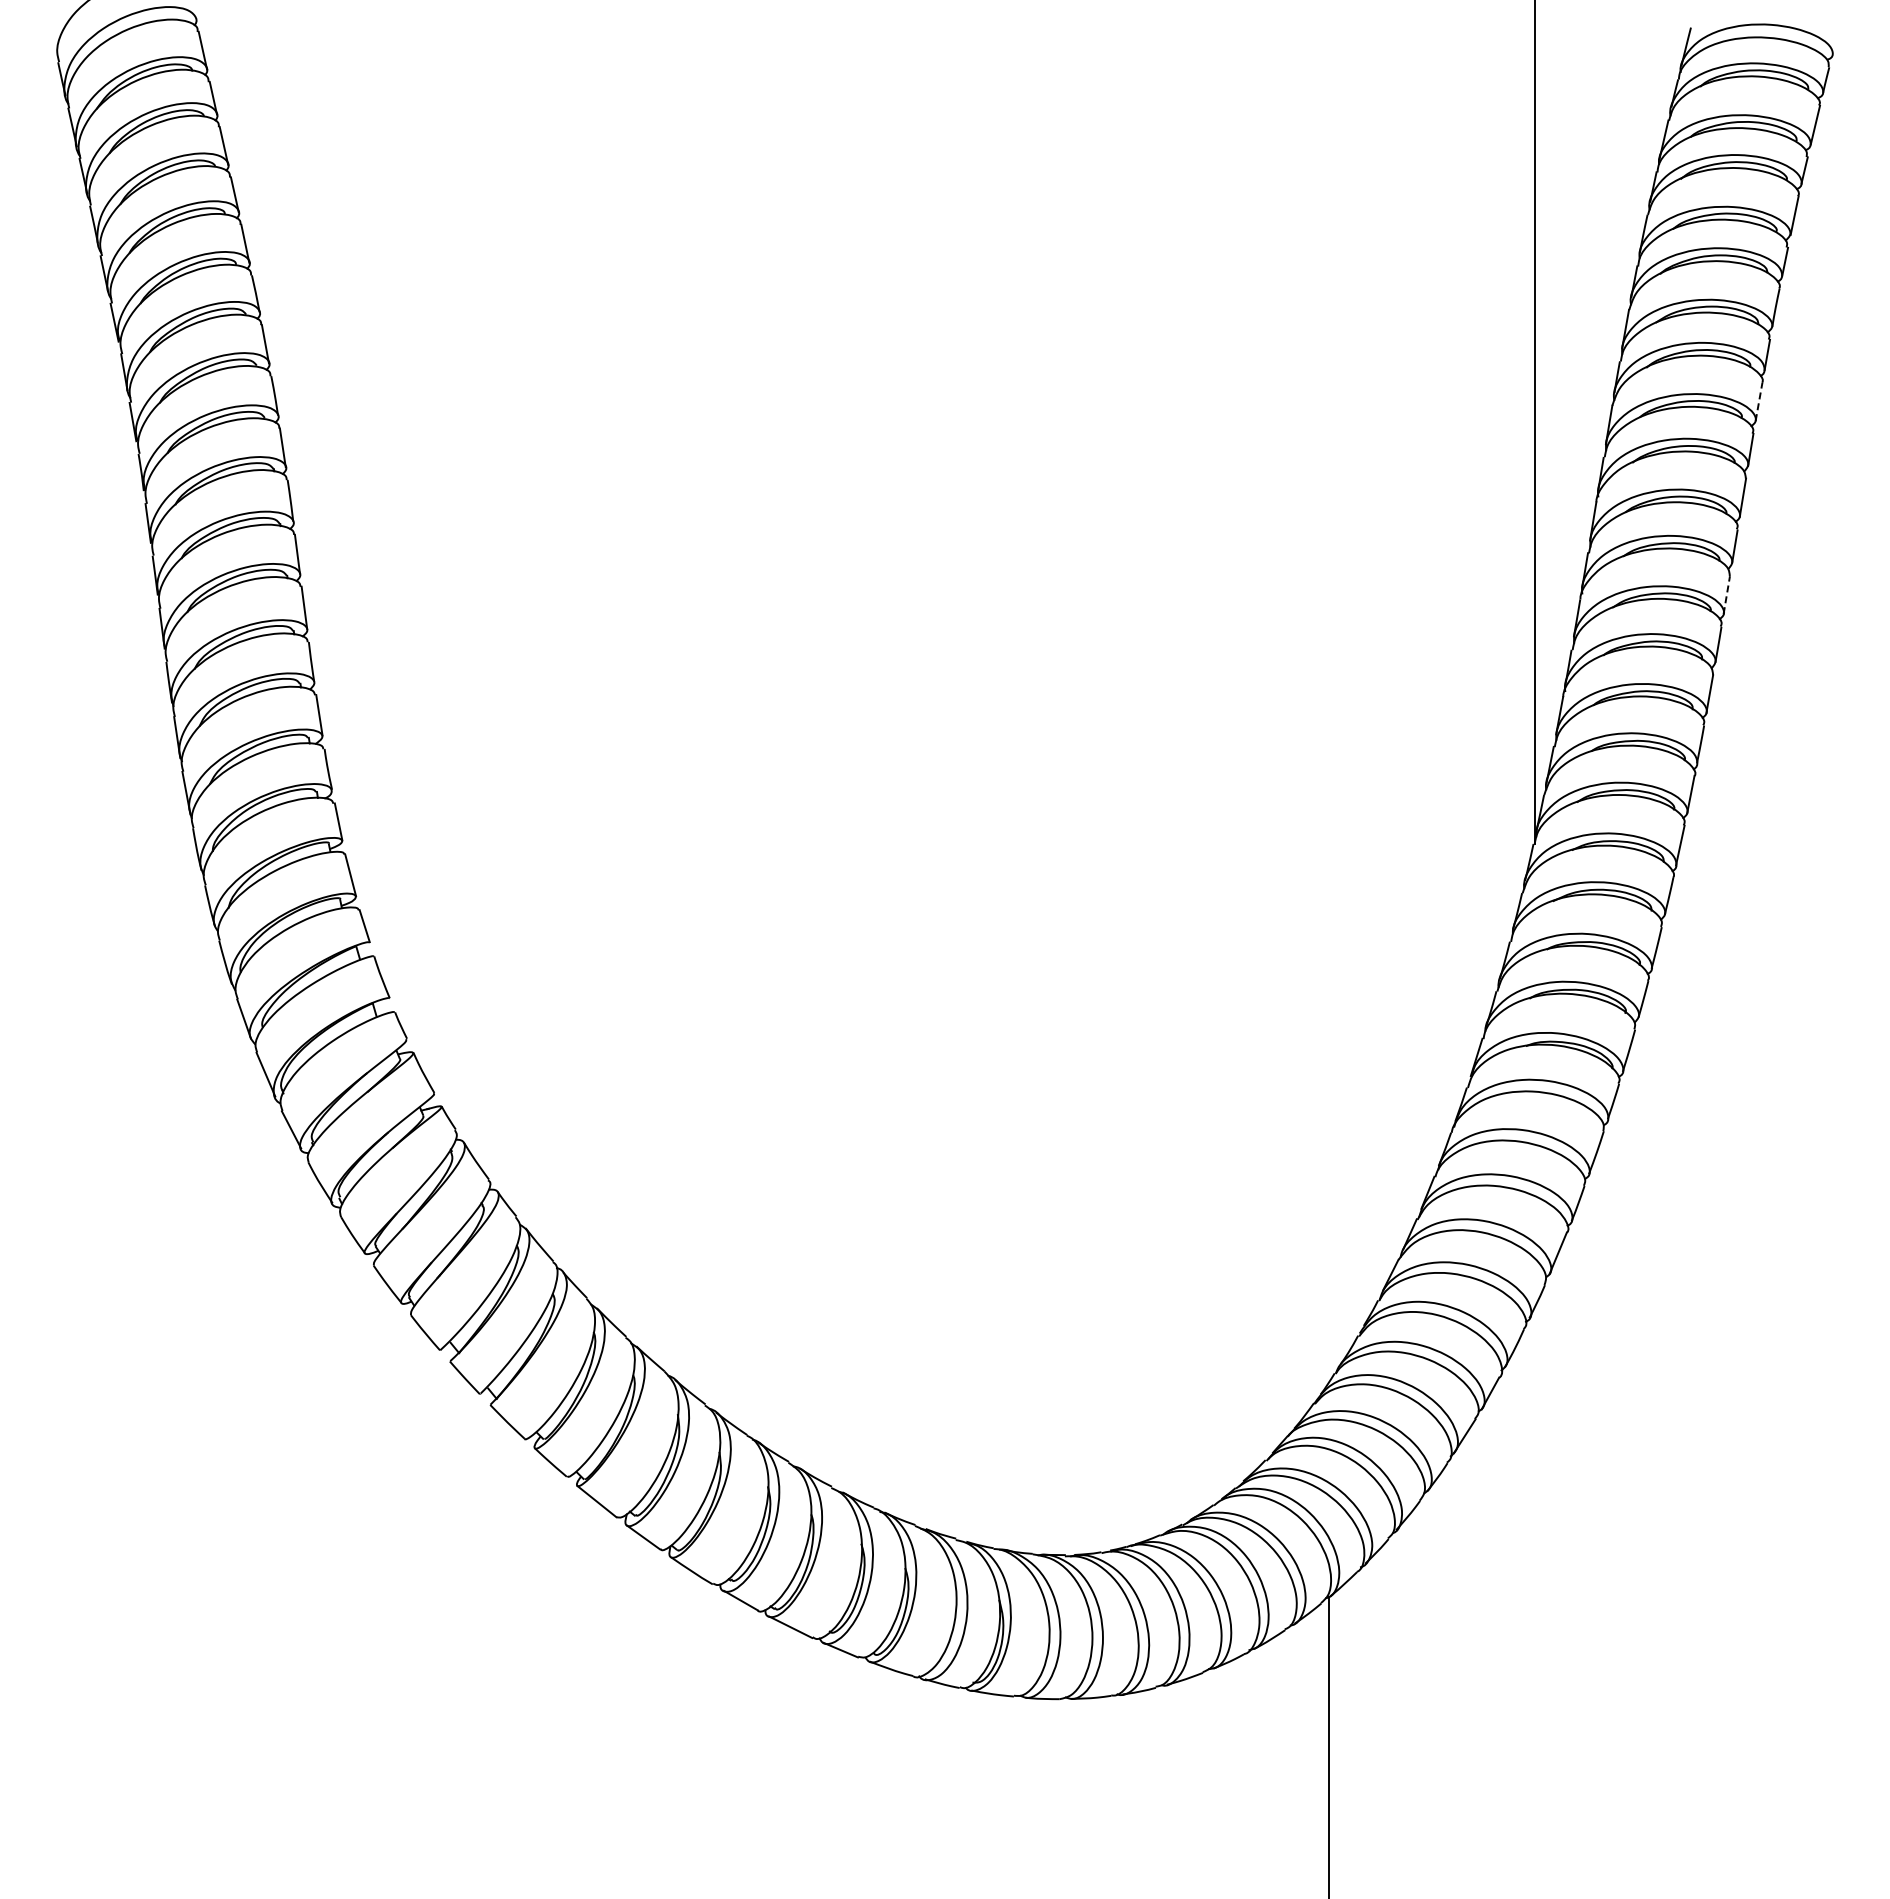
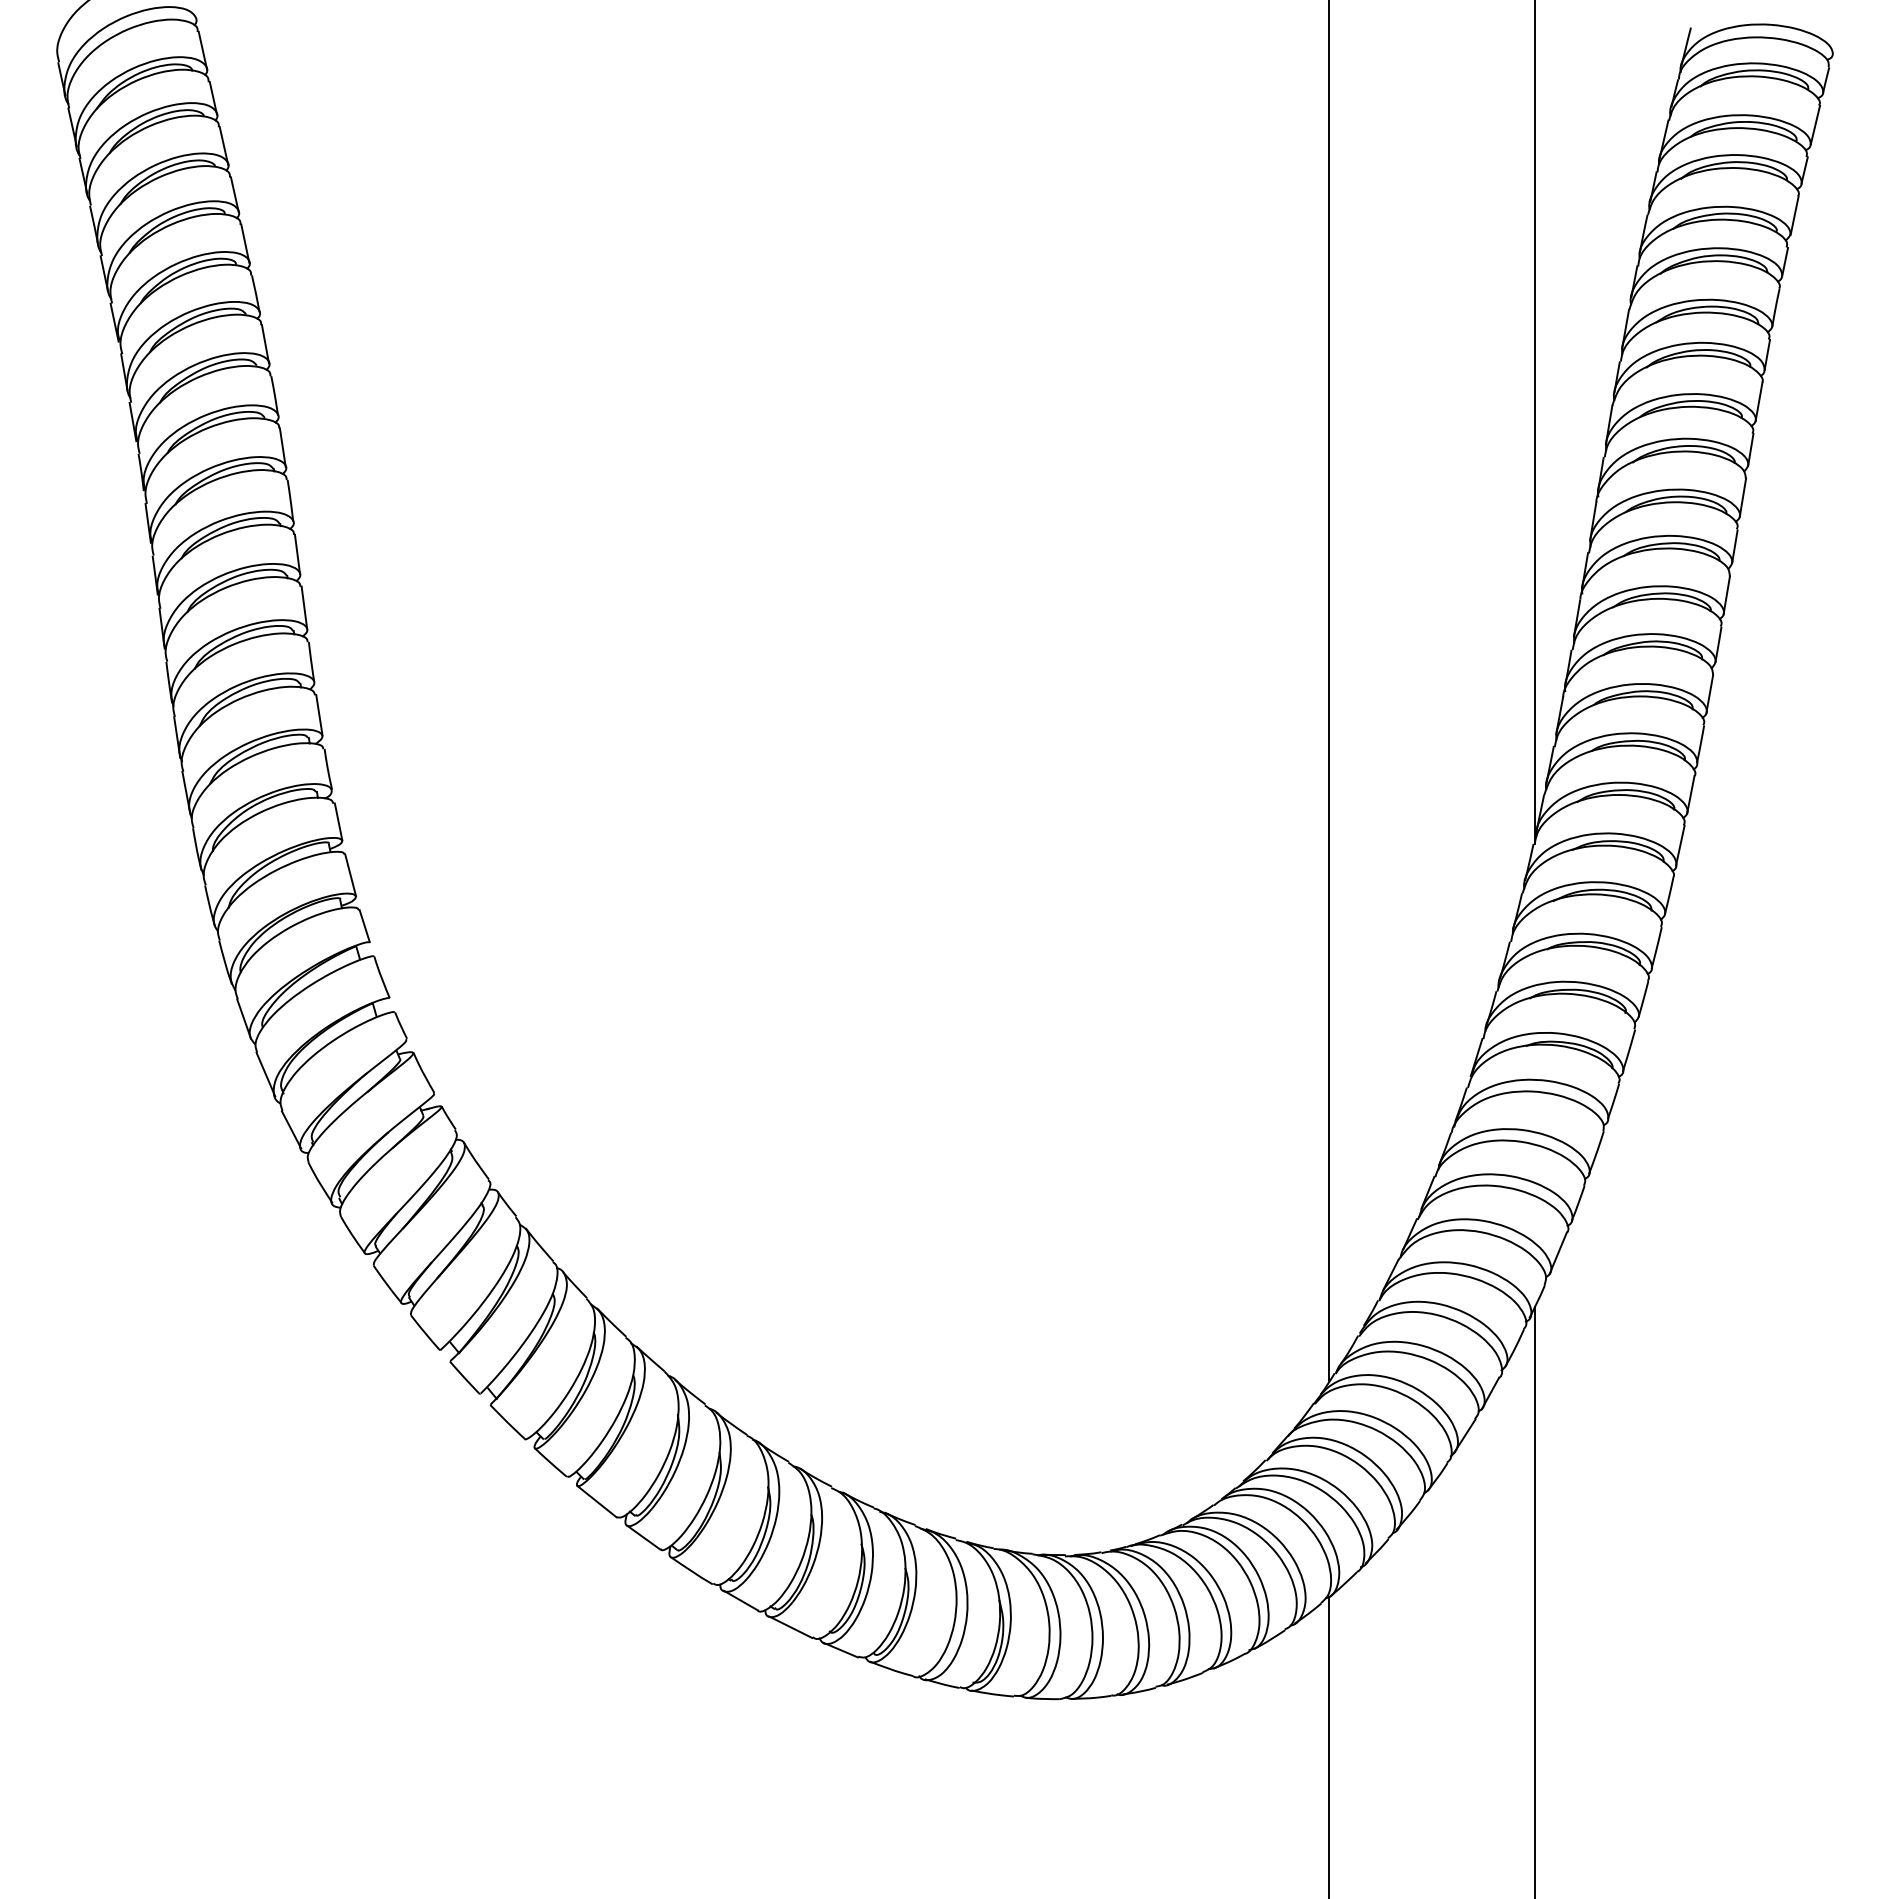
line: dashed -> solid (1759, 401)
line: dashed -> solid (1726, 594)
line: none -> present (1329, 691)
line: none -> present (1534, 1600)
